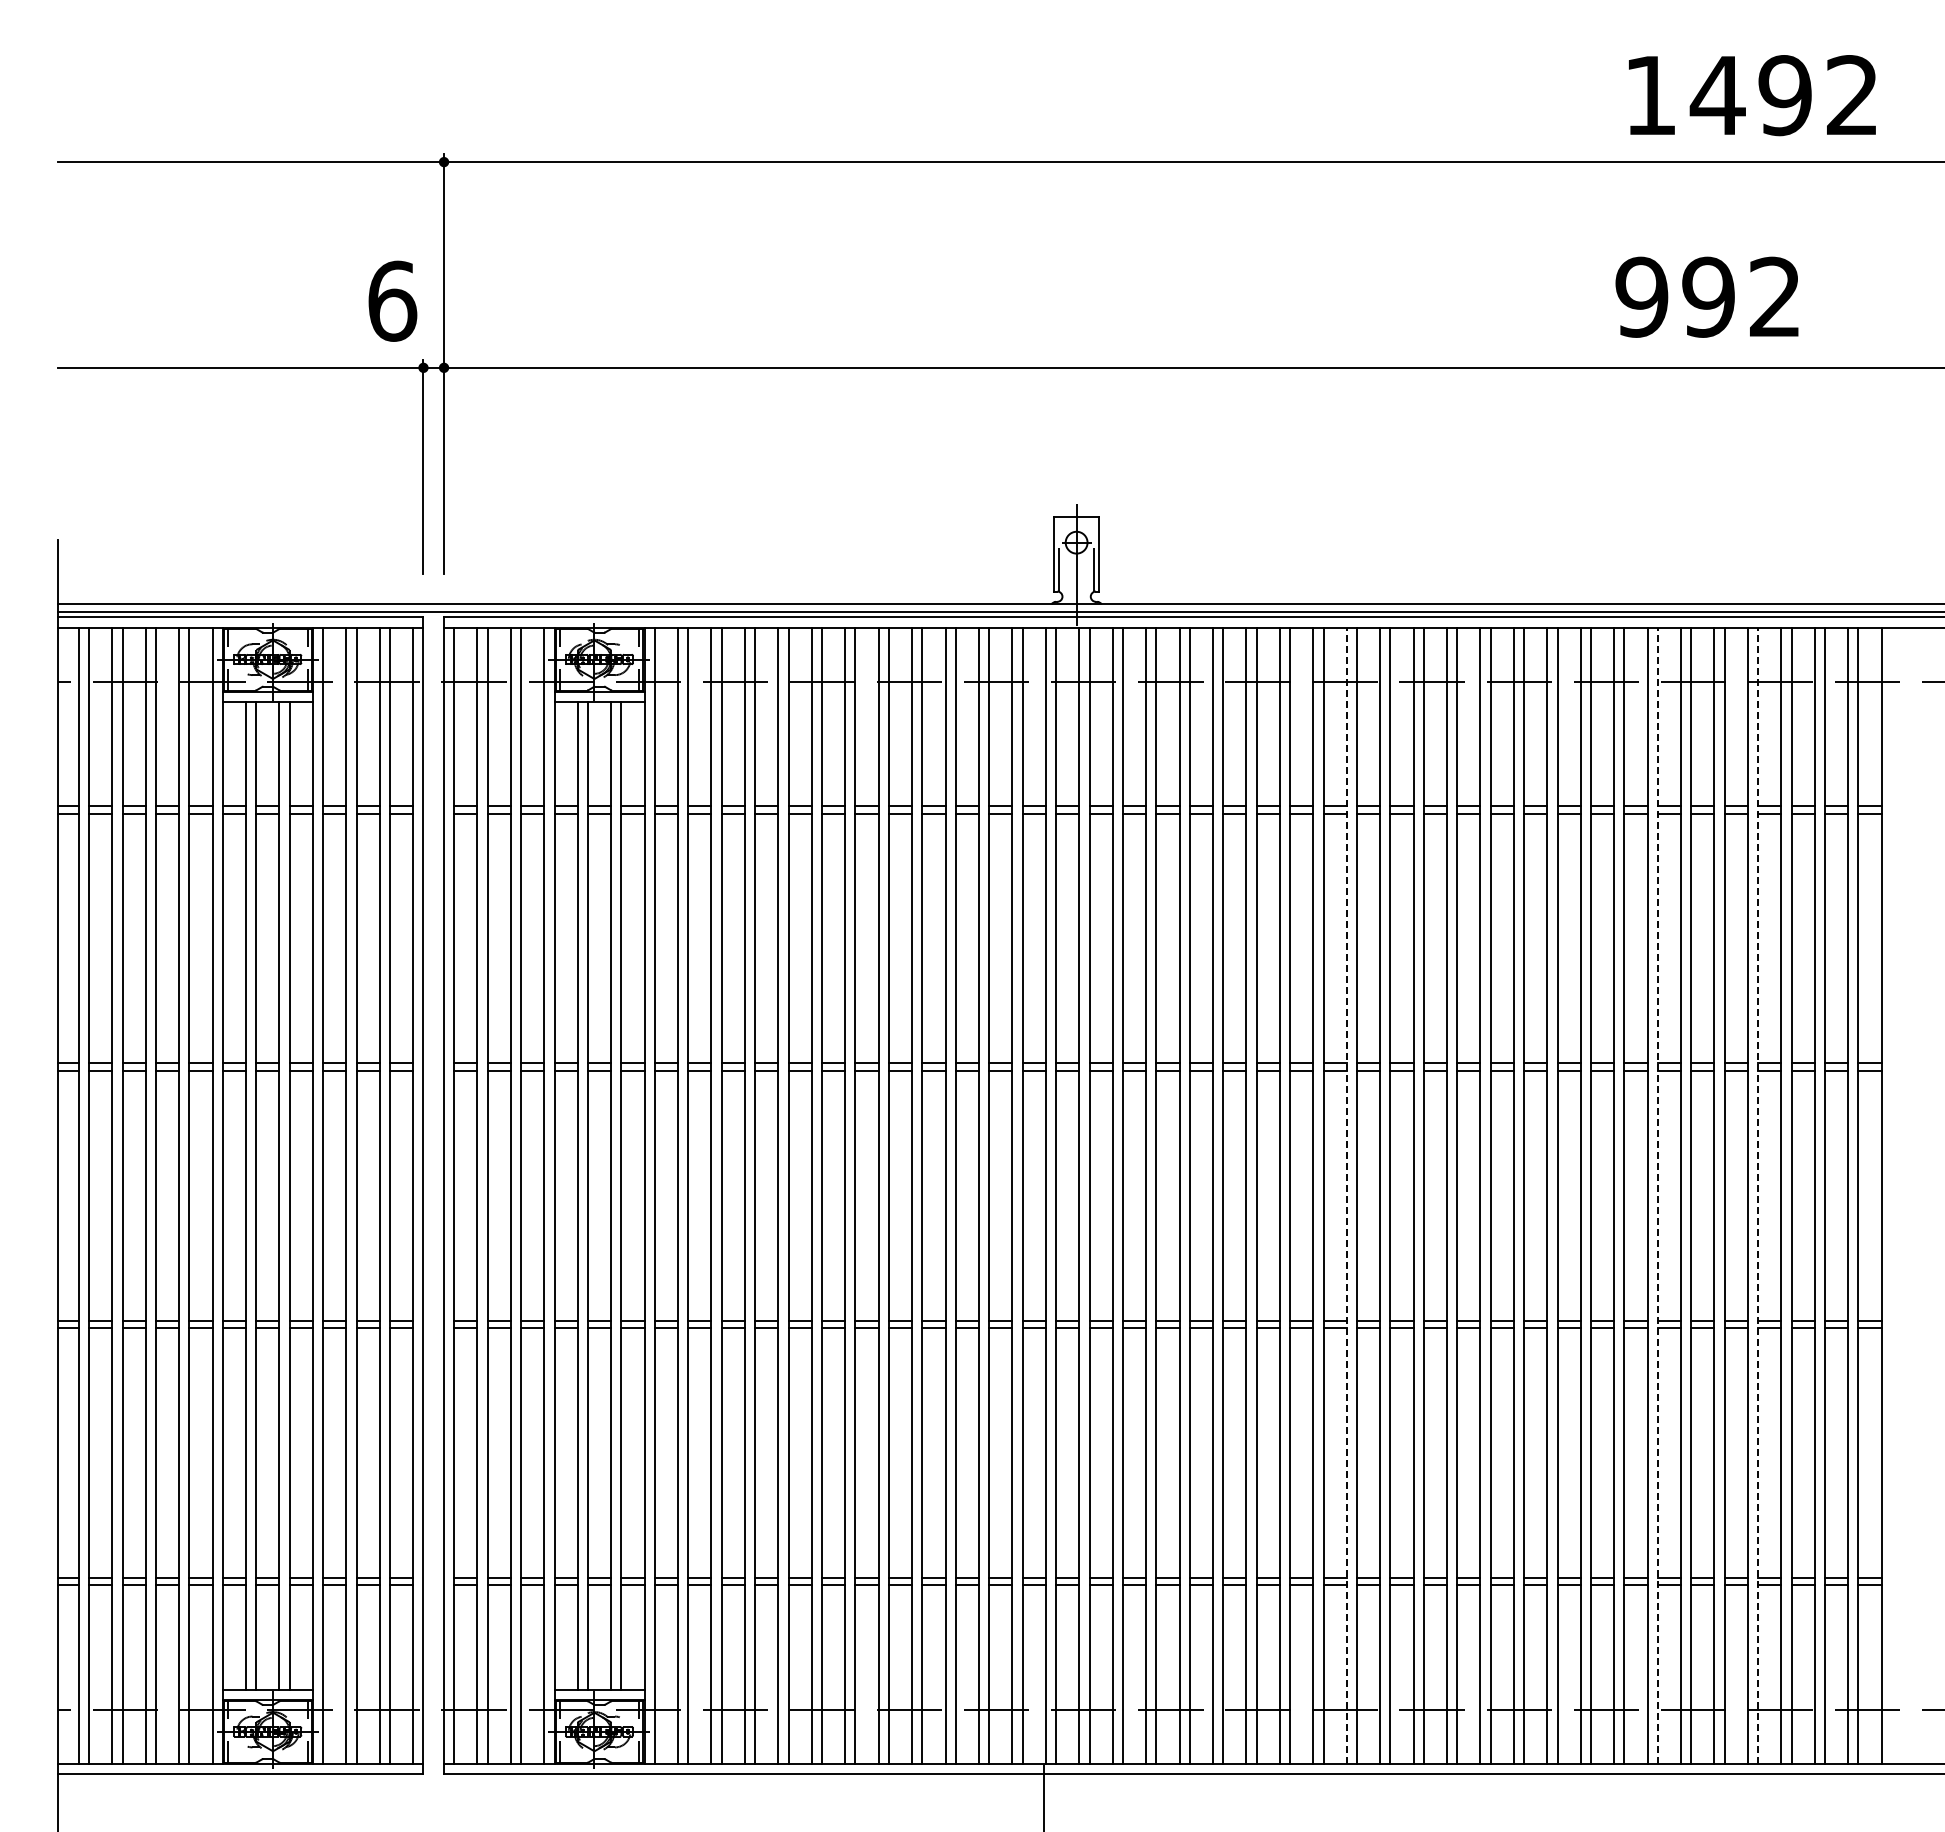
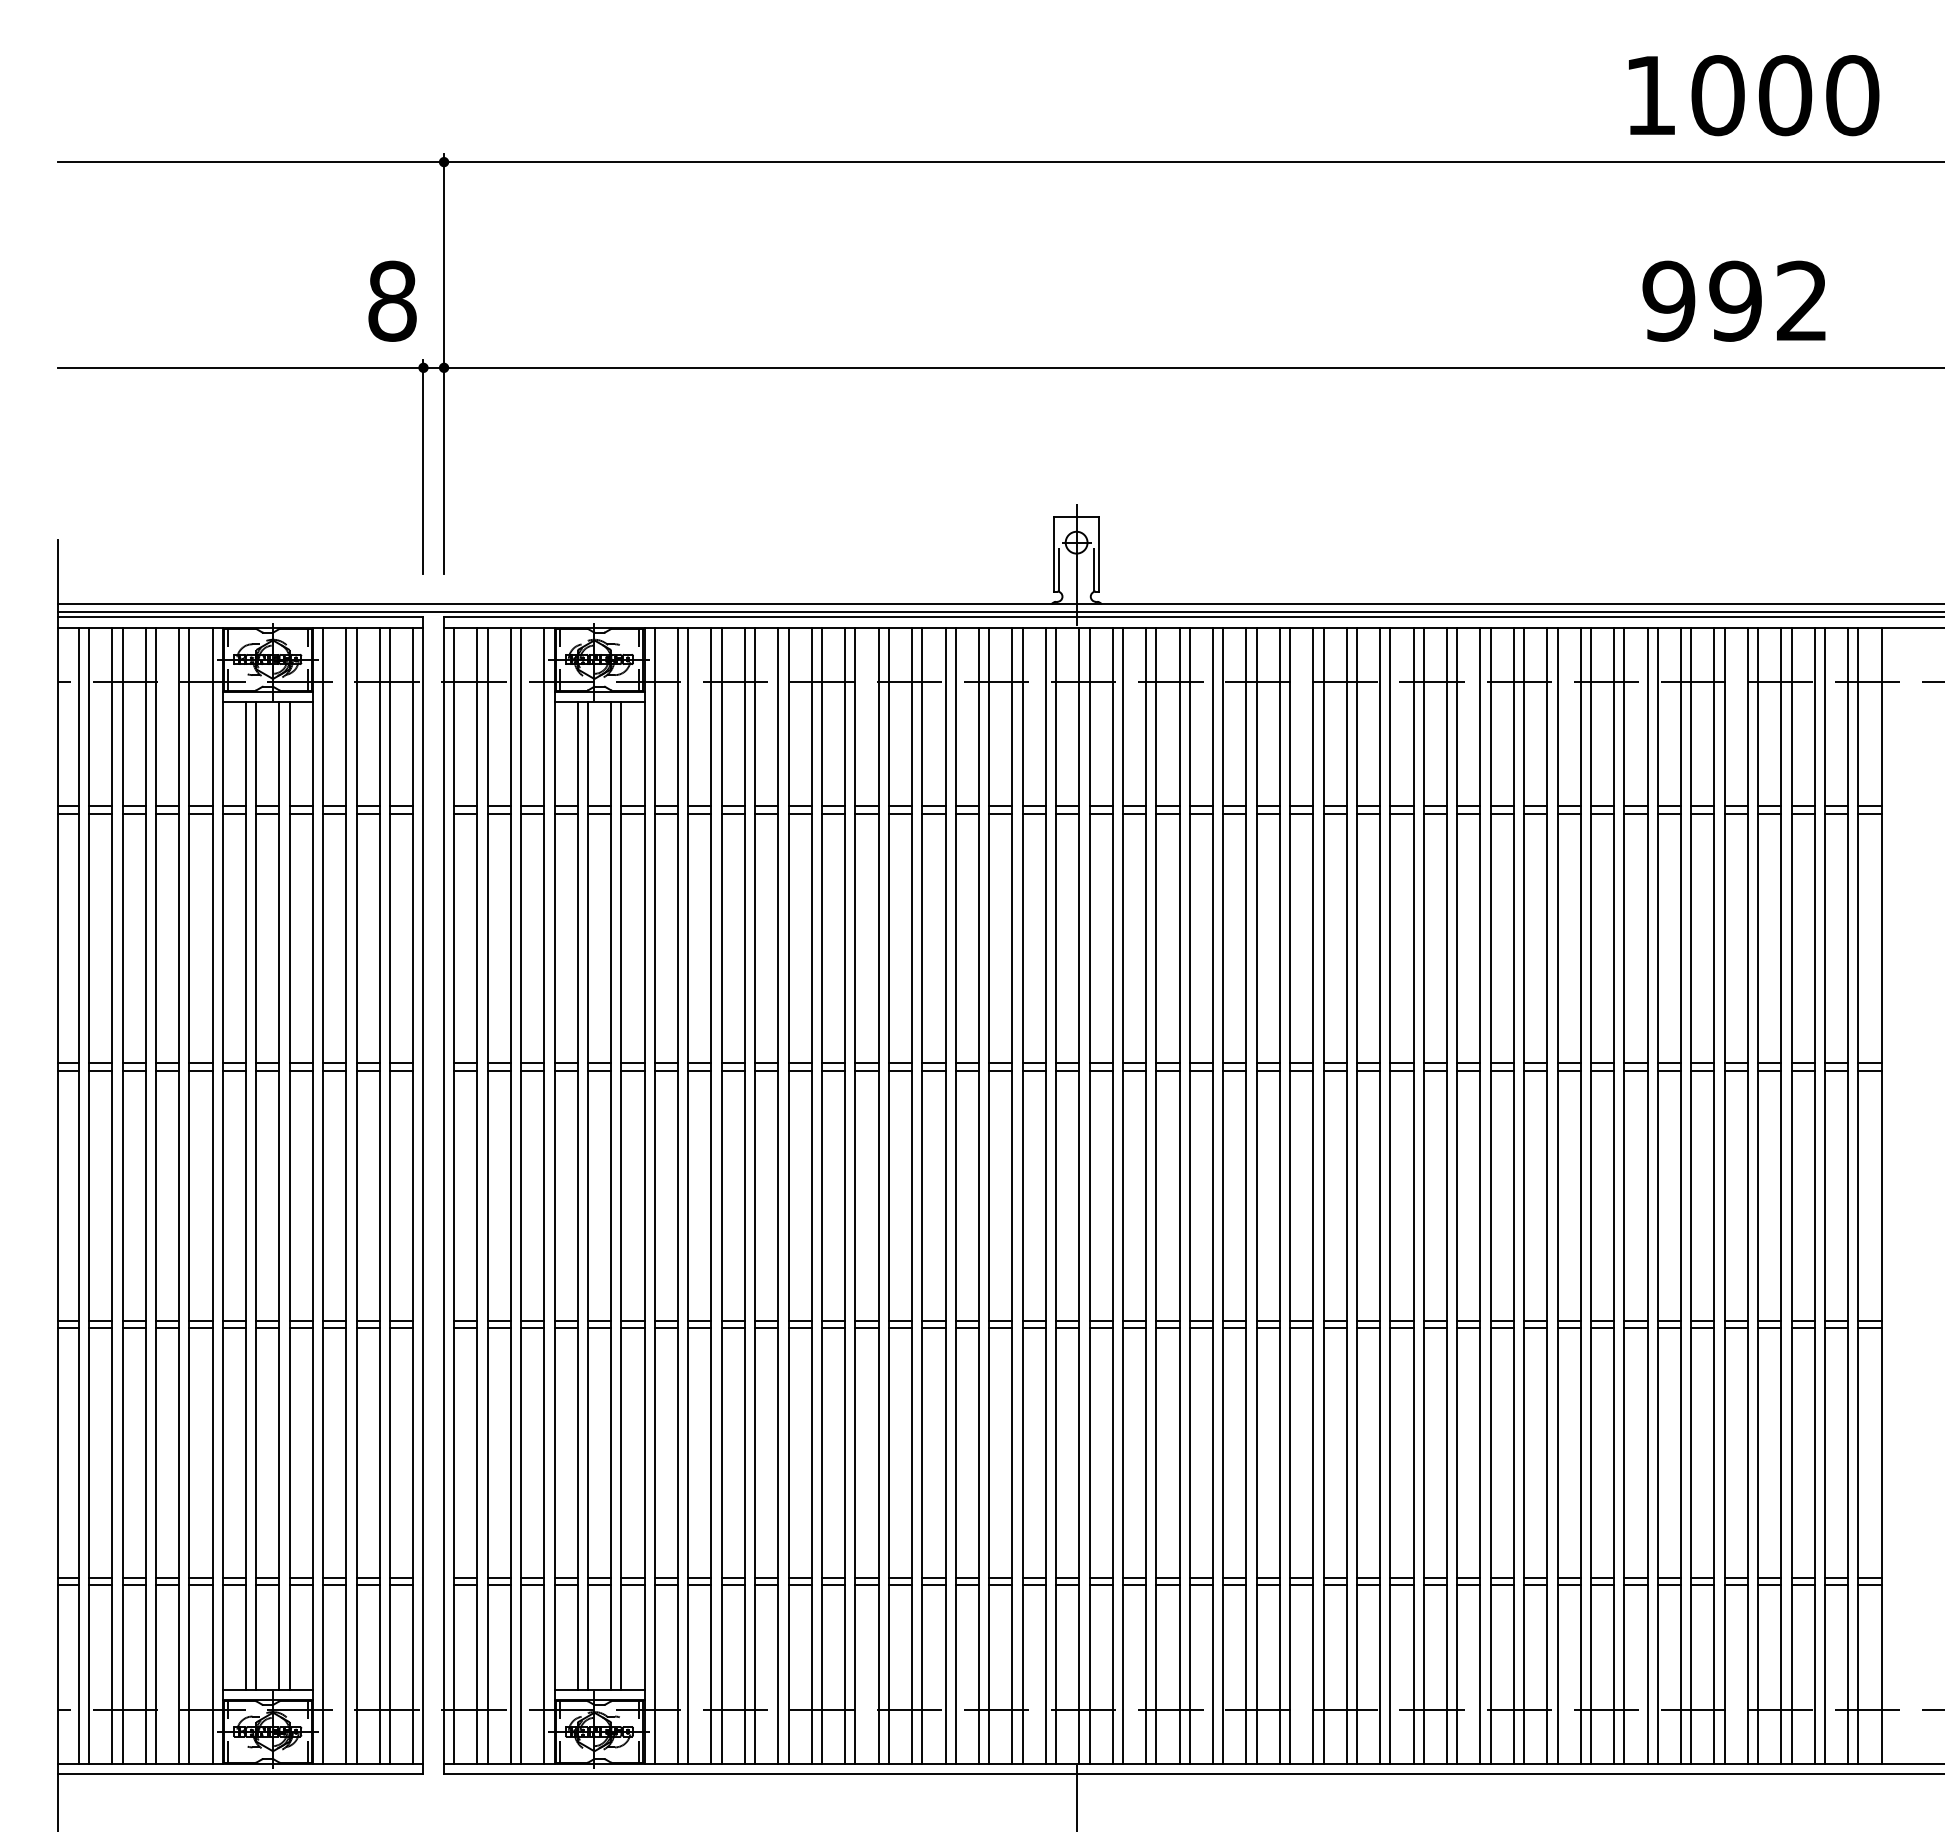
text: 1492 -> 1000 (1784, 95)
text position: (1706, 296) -> (1733, 300) (1733, 300)
text: 6 -> 8 (392, 300)
line: dashed -> solid (1346, 1195)
line: dashed -> solid (1657, 1195)
line: dashed -> solid (1758, 1195)
line position: (1043, 1796) -> (1076, 1796) (1076, 1796)
